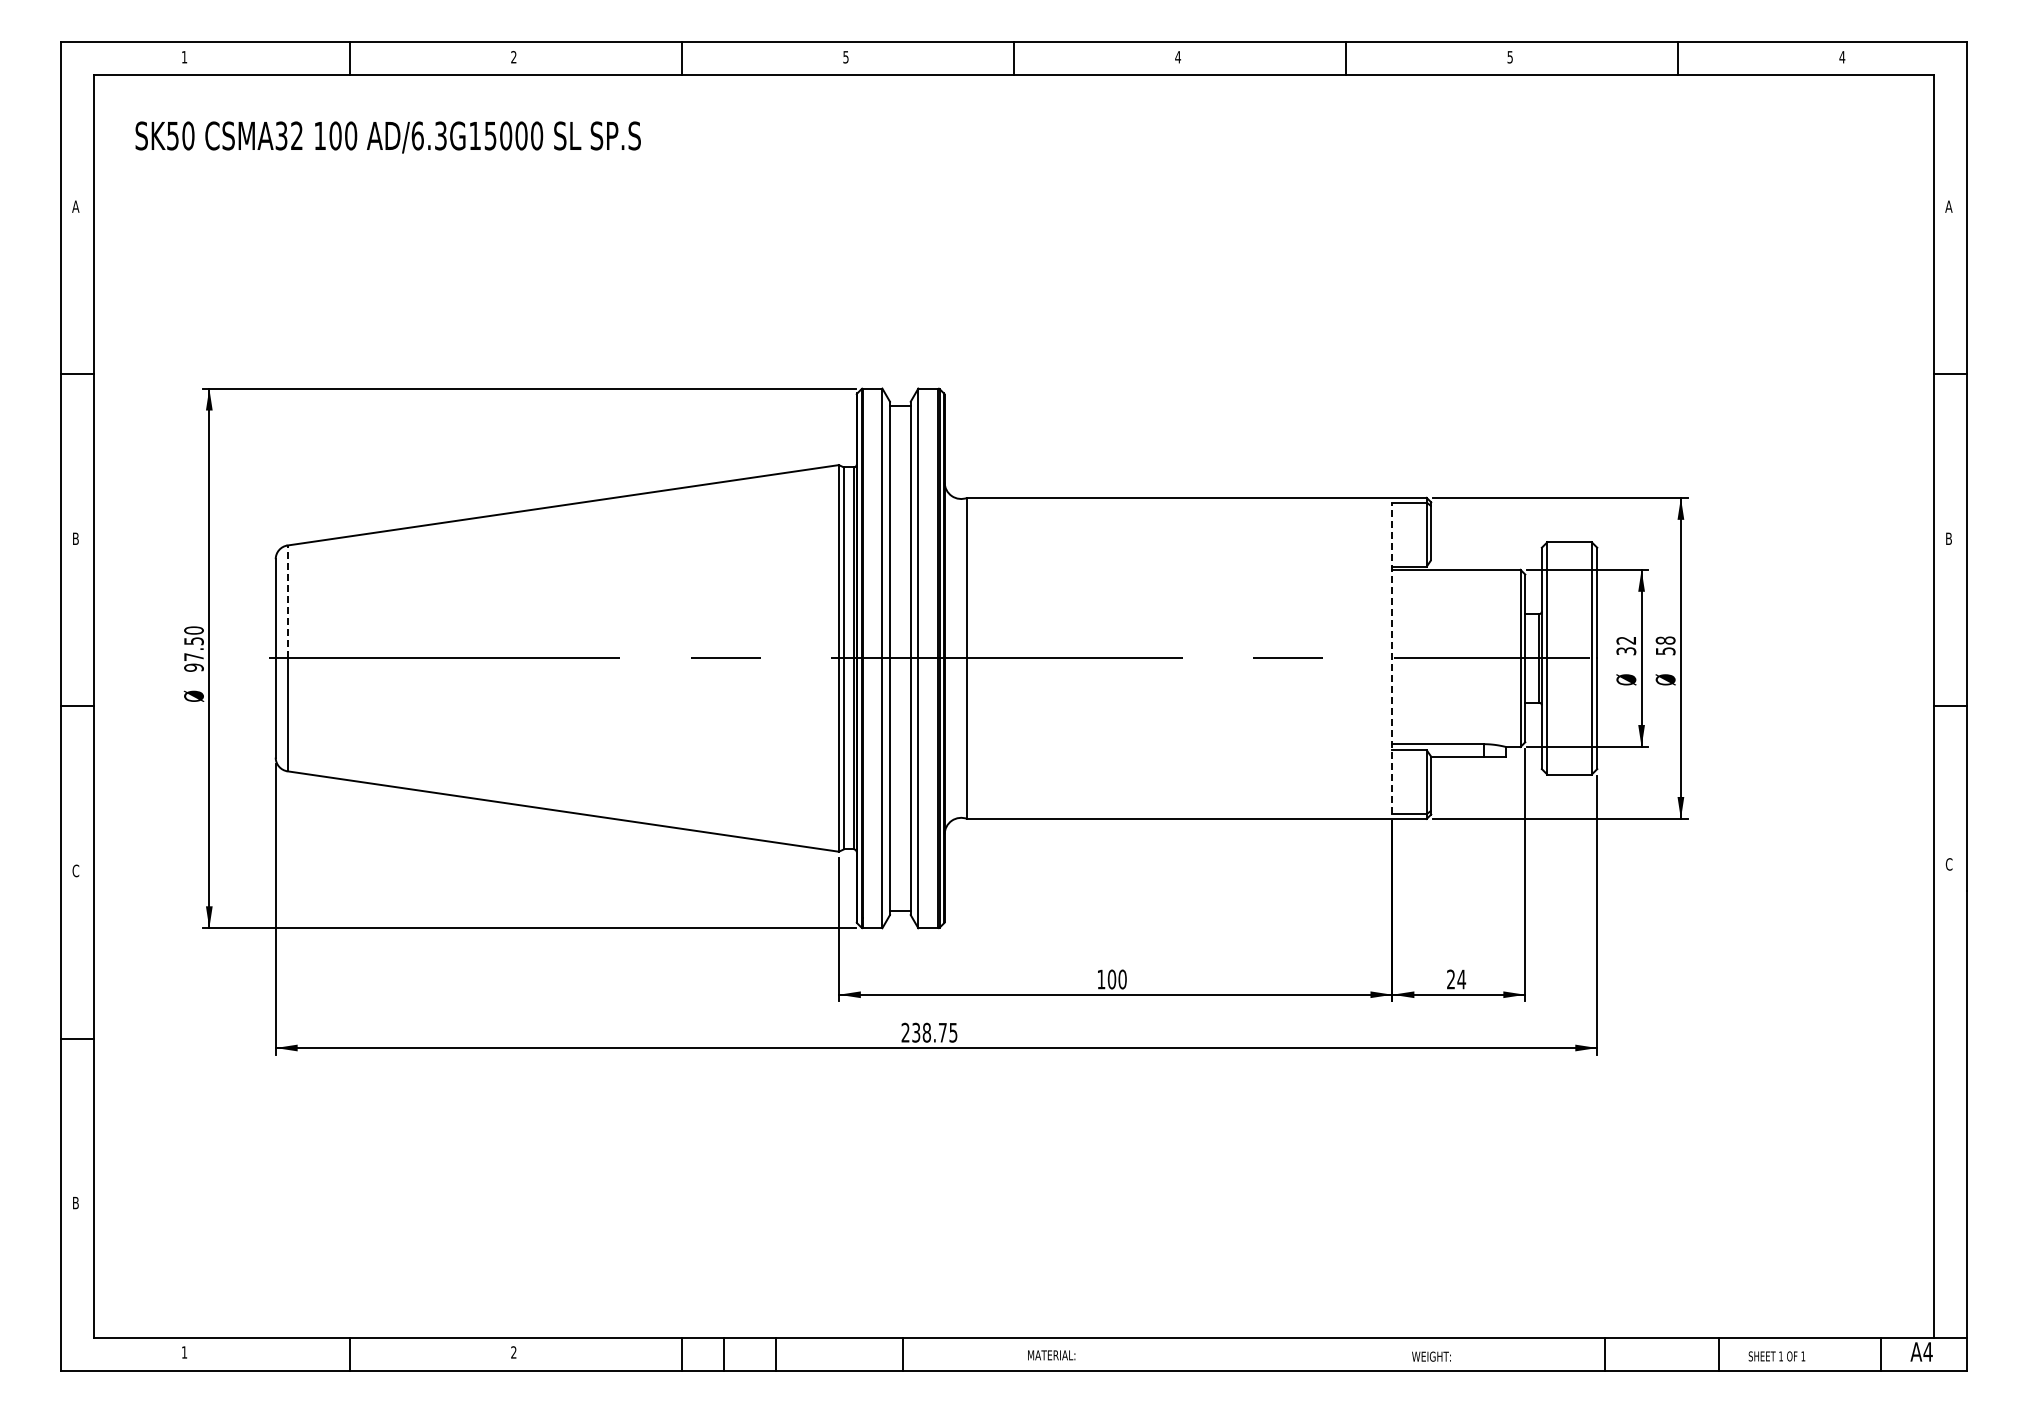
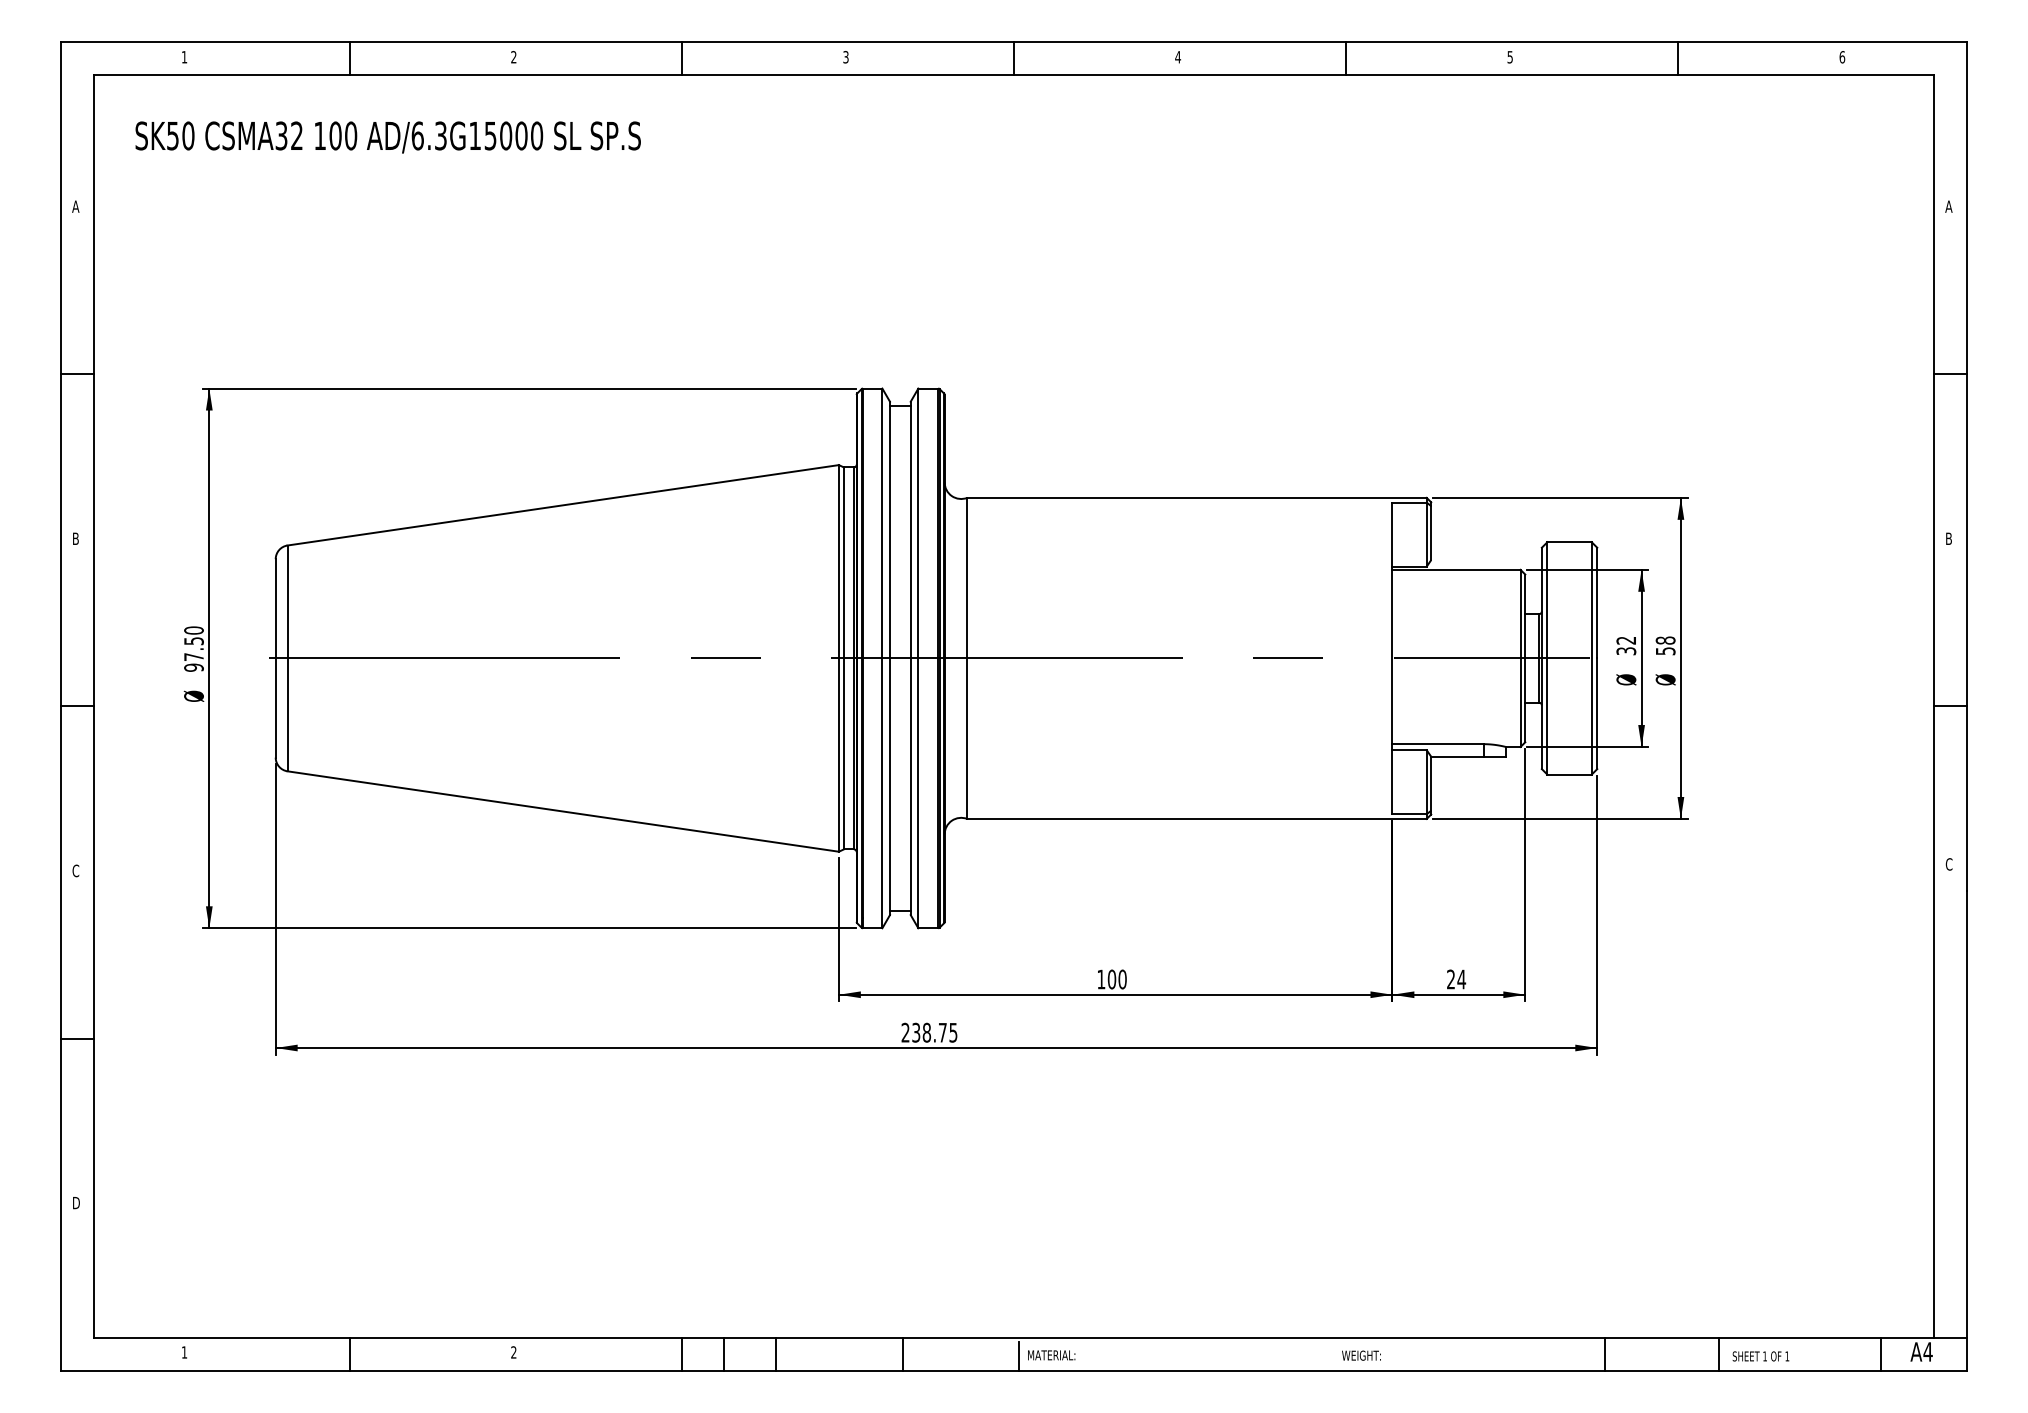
text: 5 -> 3 (845, 56)
text: 4 -> 6 (1842, 57)
line: dashed -> solid (287, 601)
line: dashed -> solid (1392, 658)
text: B -> D (76, 1202)
line: none -> present (1018, 1356)
text position: (1431, 1356) -> (1361, 1355) (1361, 1355)
text position: (1776, 1356) -> (1760, 1356) (1760, 1356)
